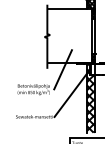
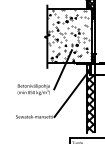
hatch: none -> present (69, 36)
